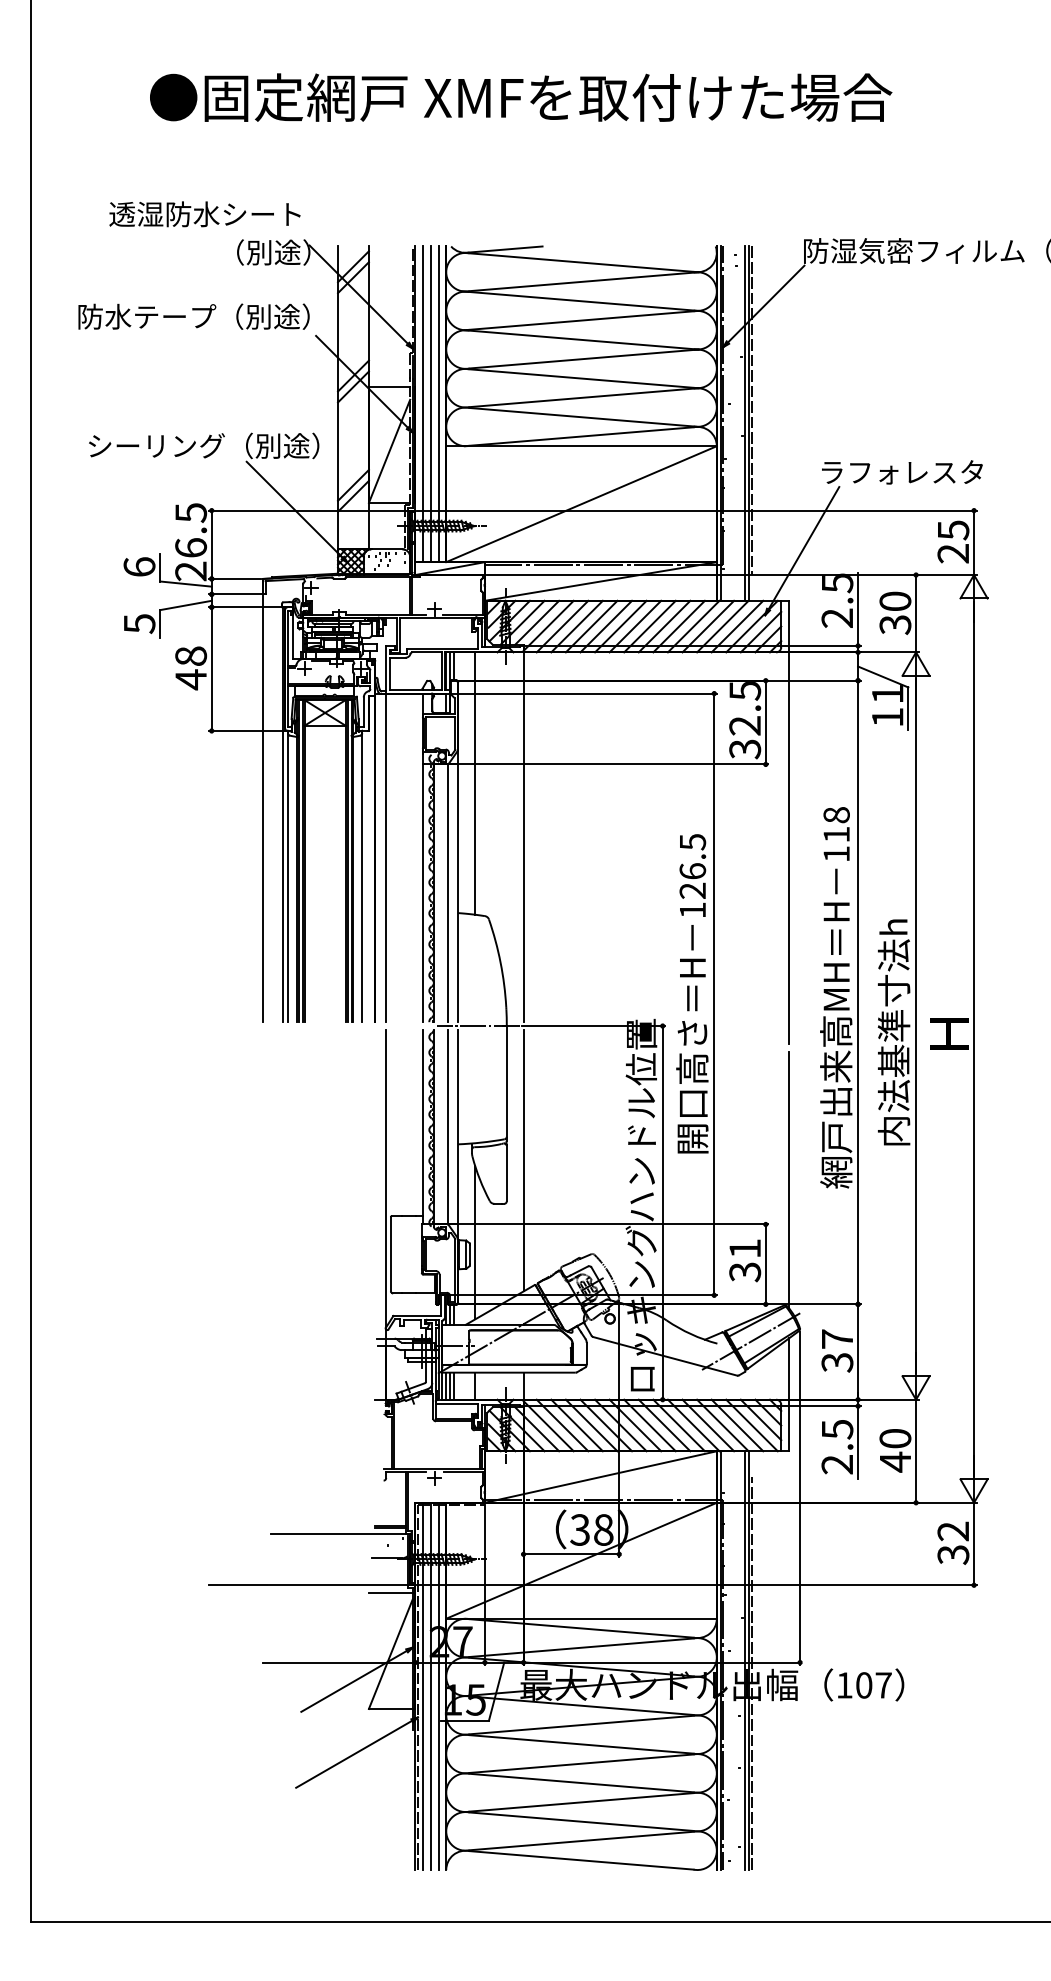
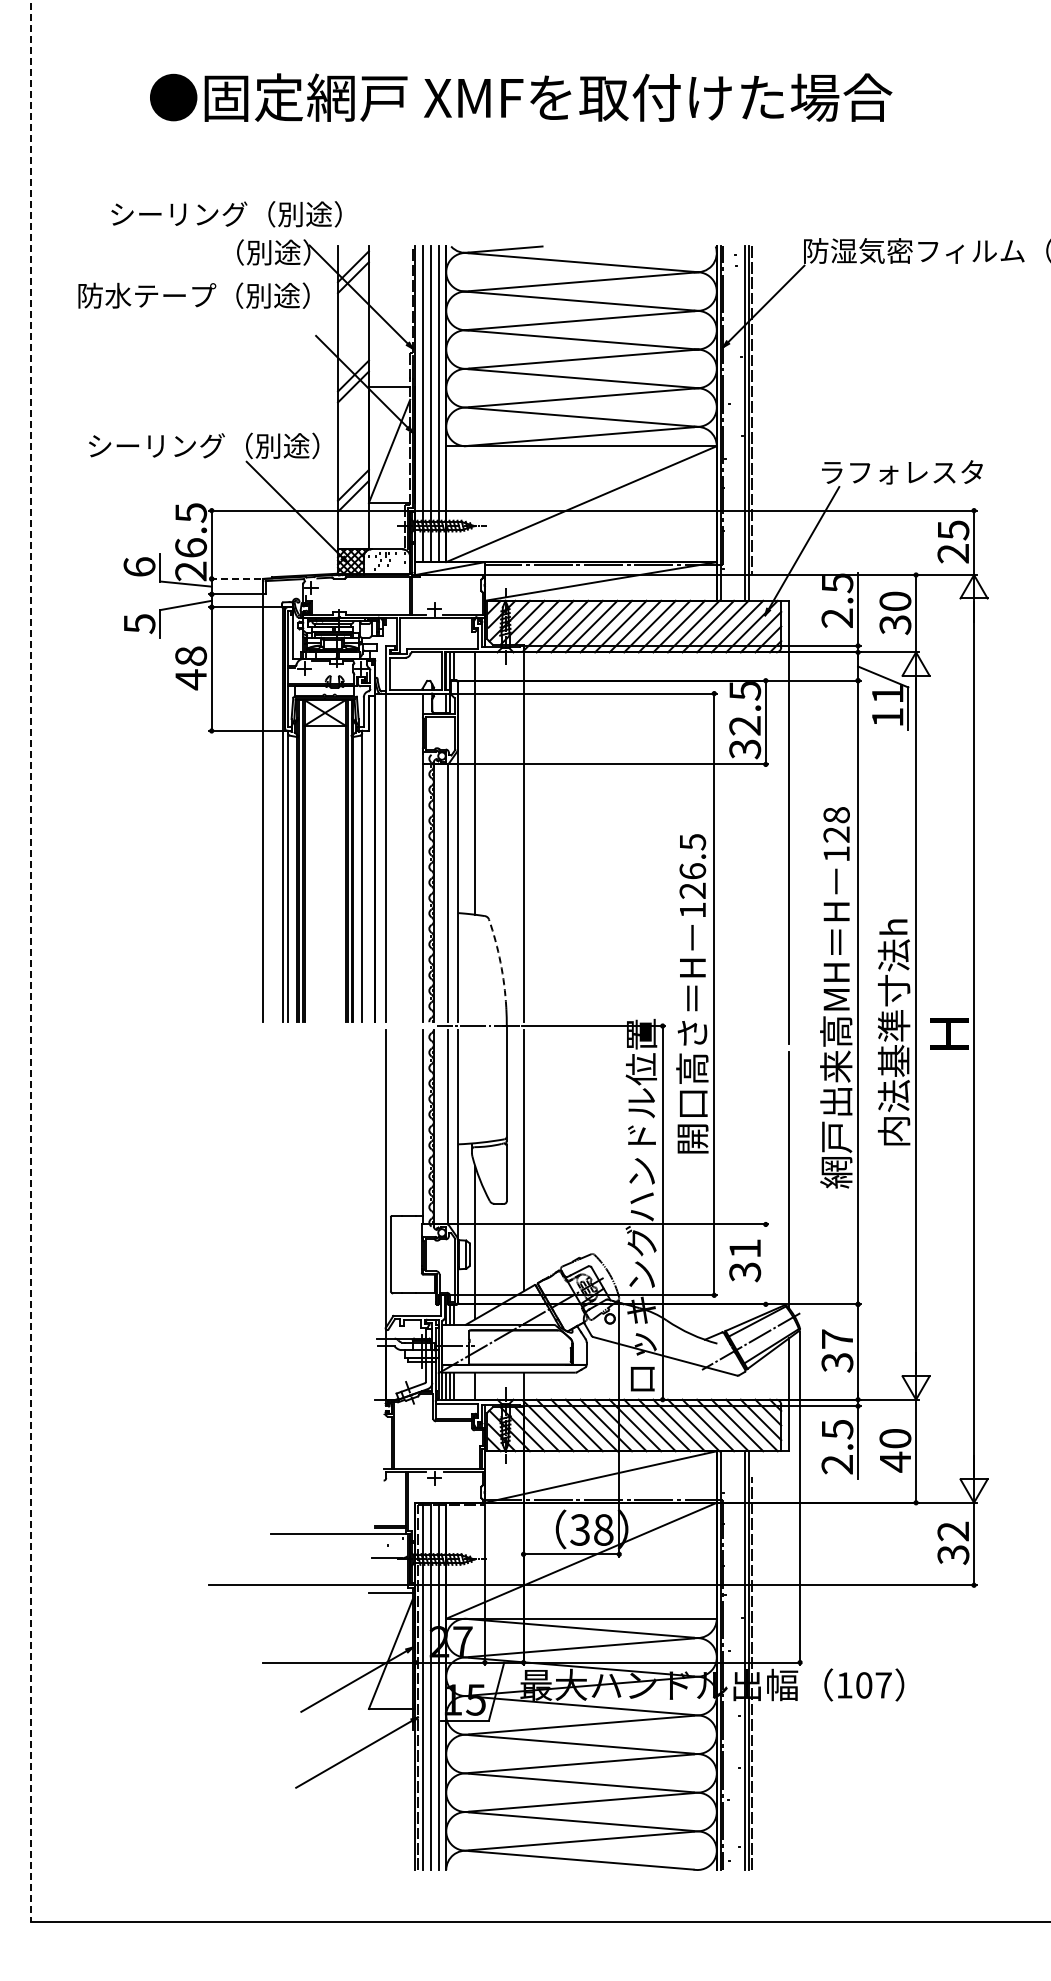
text: 透湿防水シート -> シーリング（別途） (225, 214)
text position: (193, 316) -> (193, 295) (193, 295)
line: solid -> dashed (234, 578)
text: 118 -> 128 (836, 834)
line: solid -> dashed (31, 961)
arc: solid -> dashed (500, 962)
line: present -> none (765, 1264)
